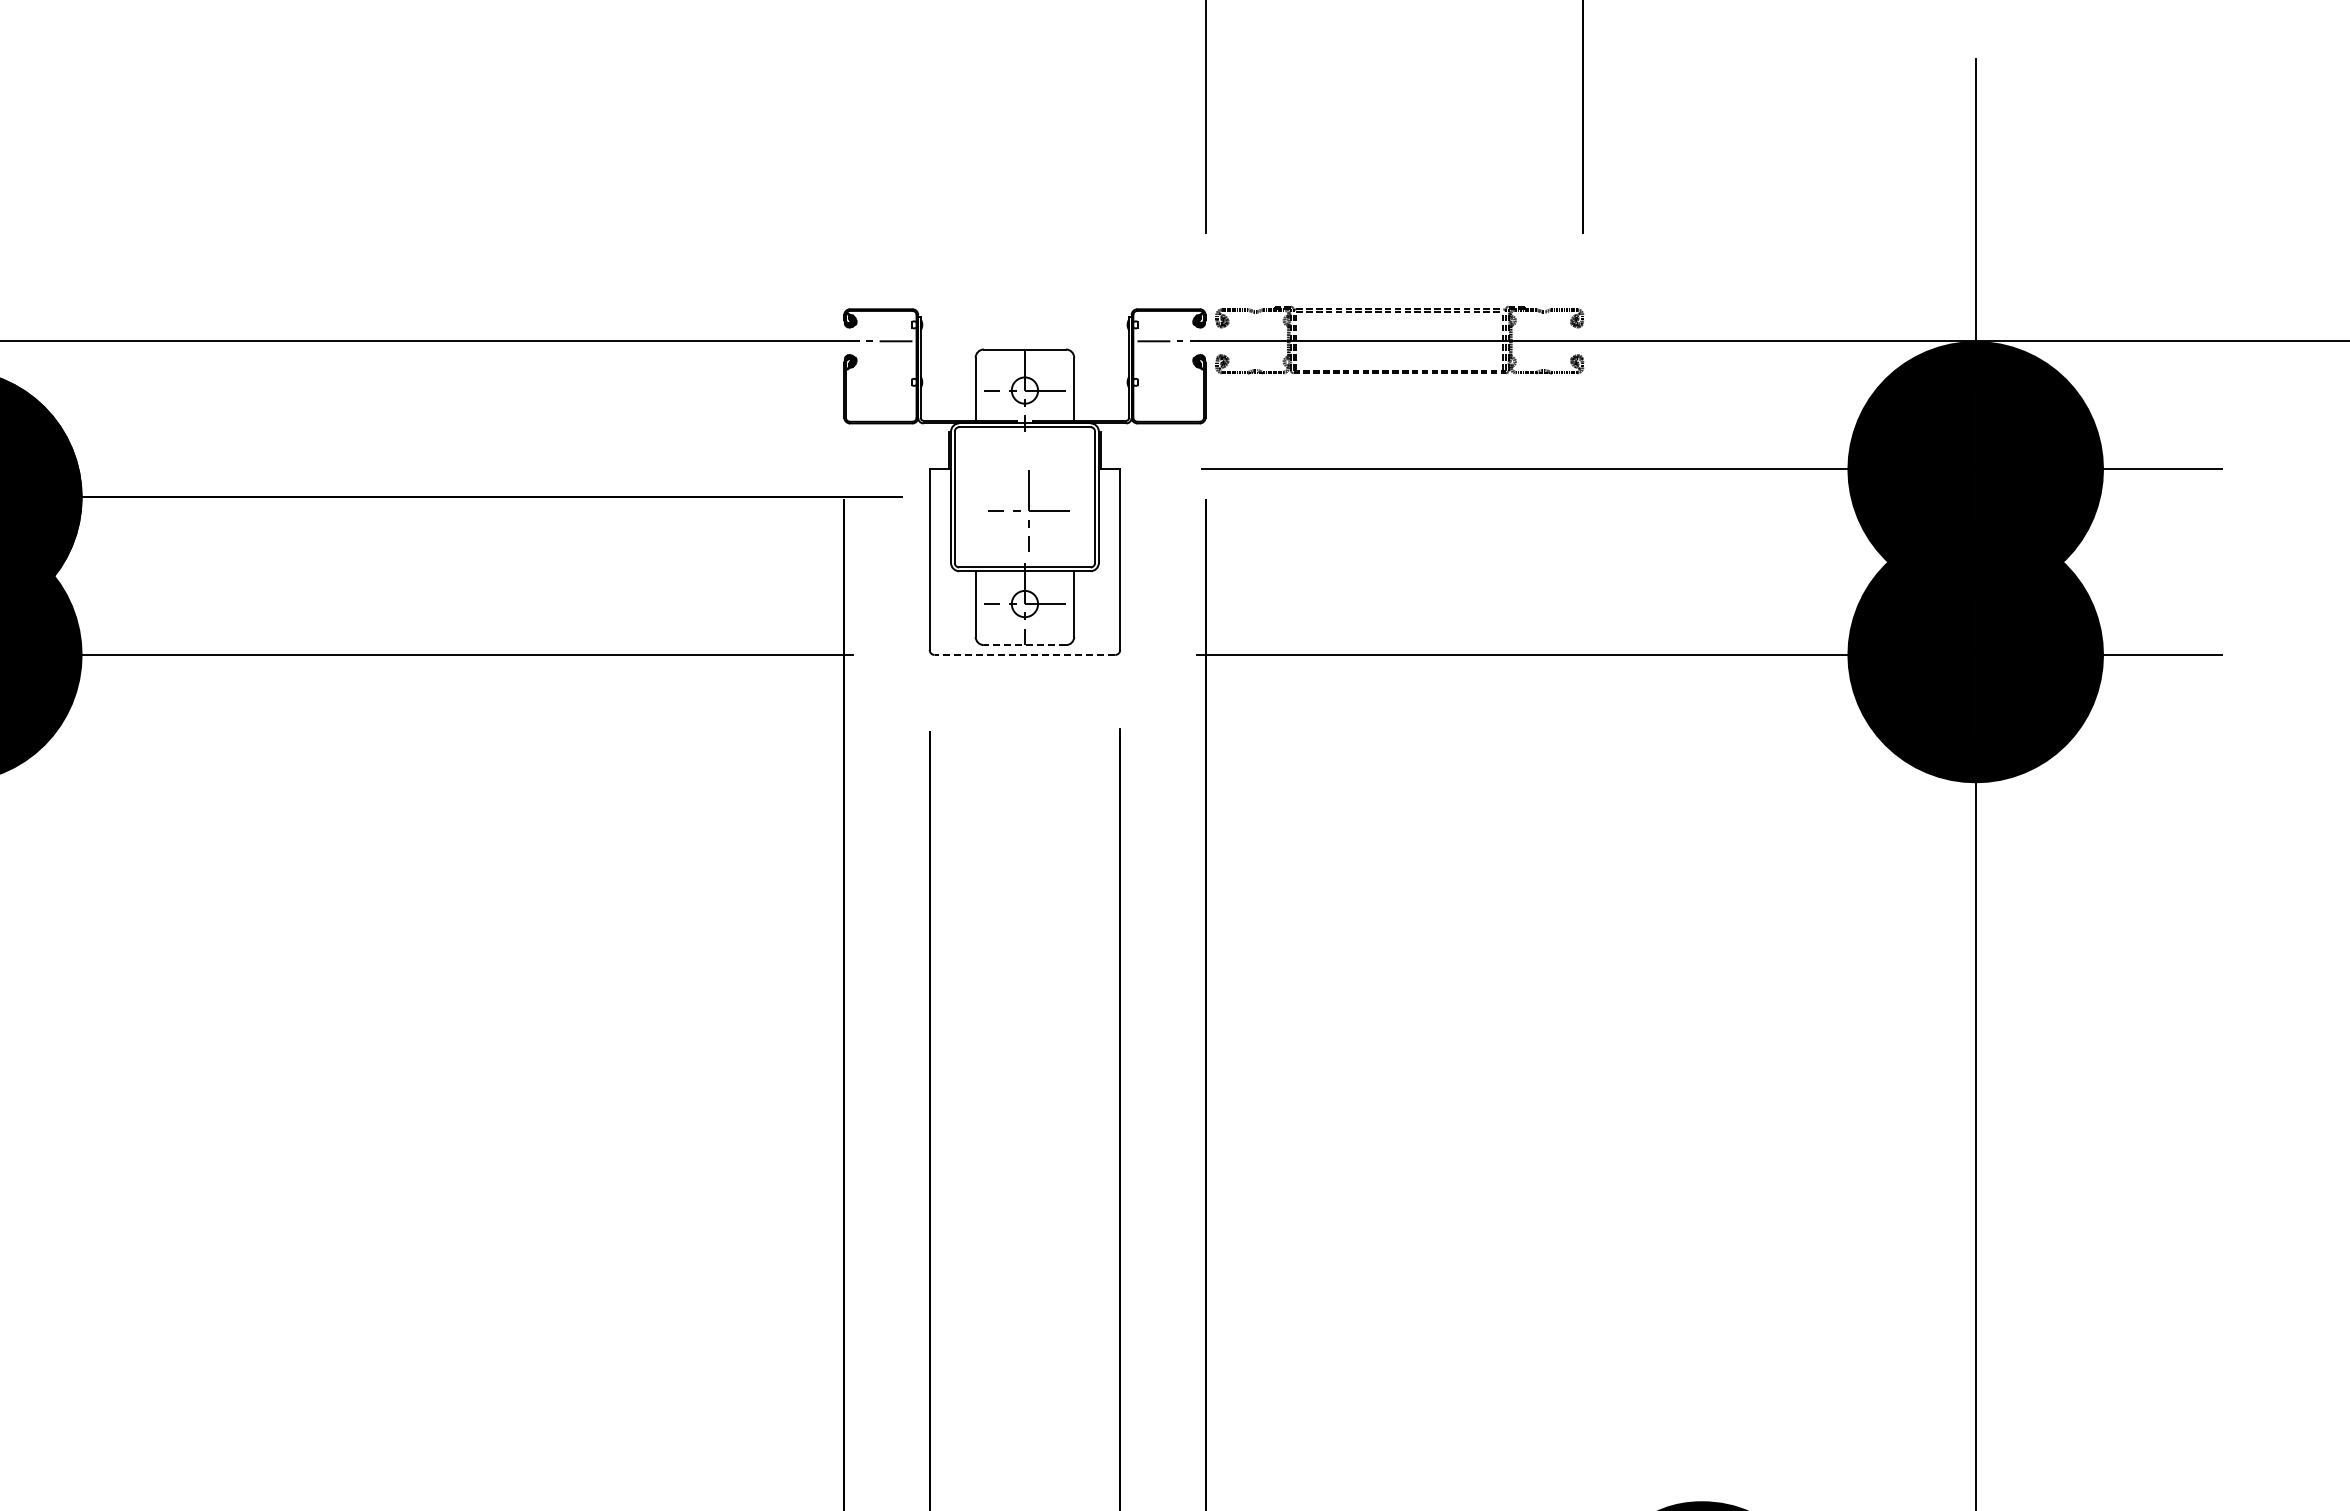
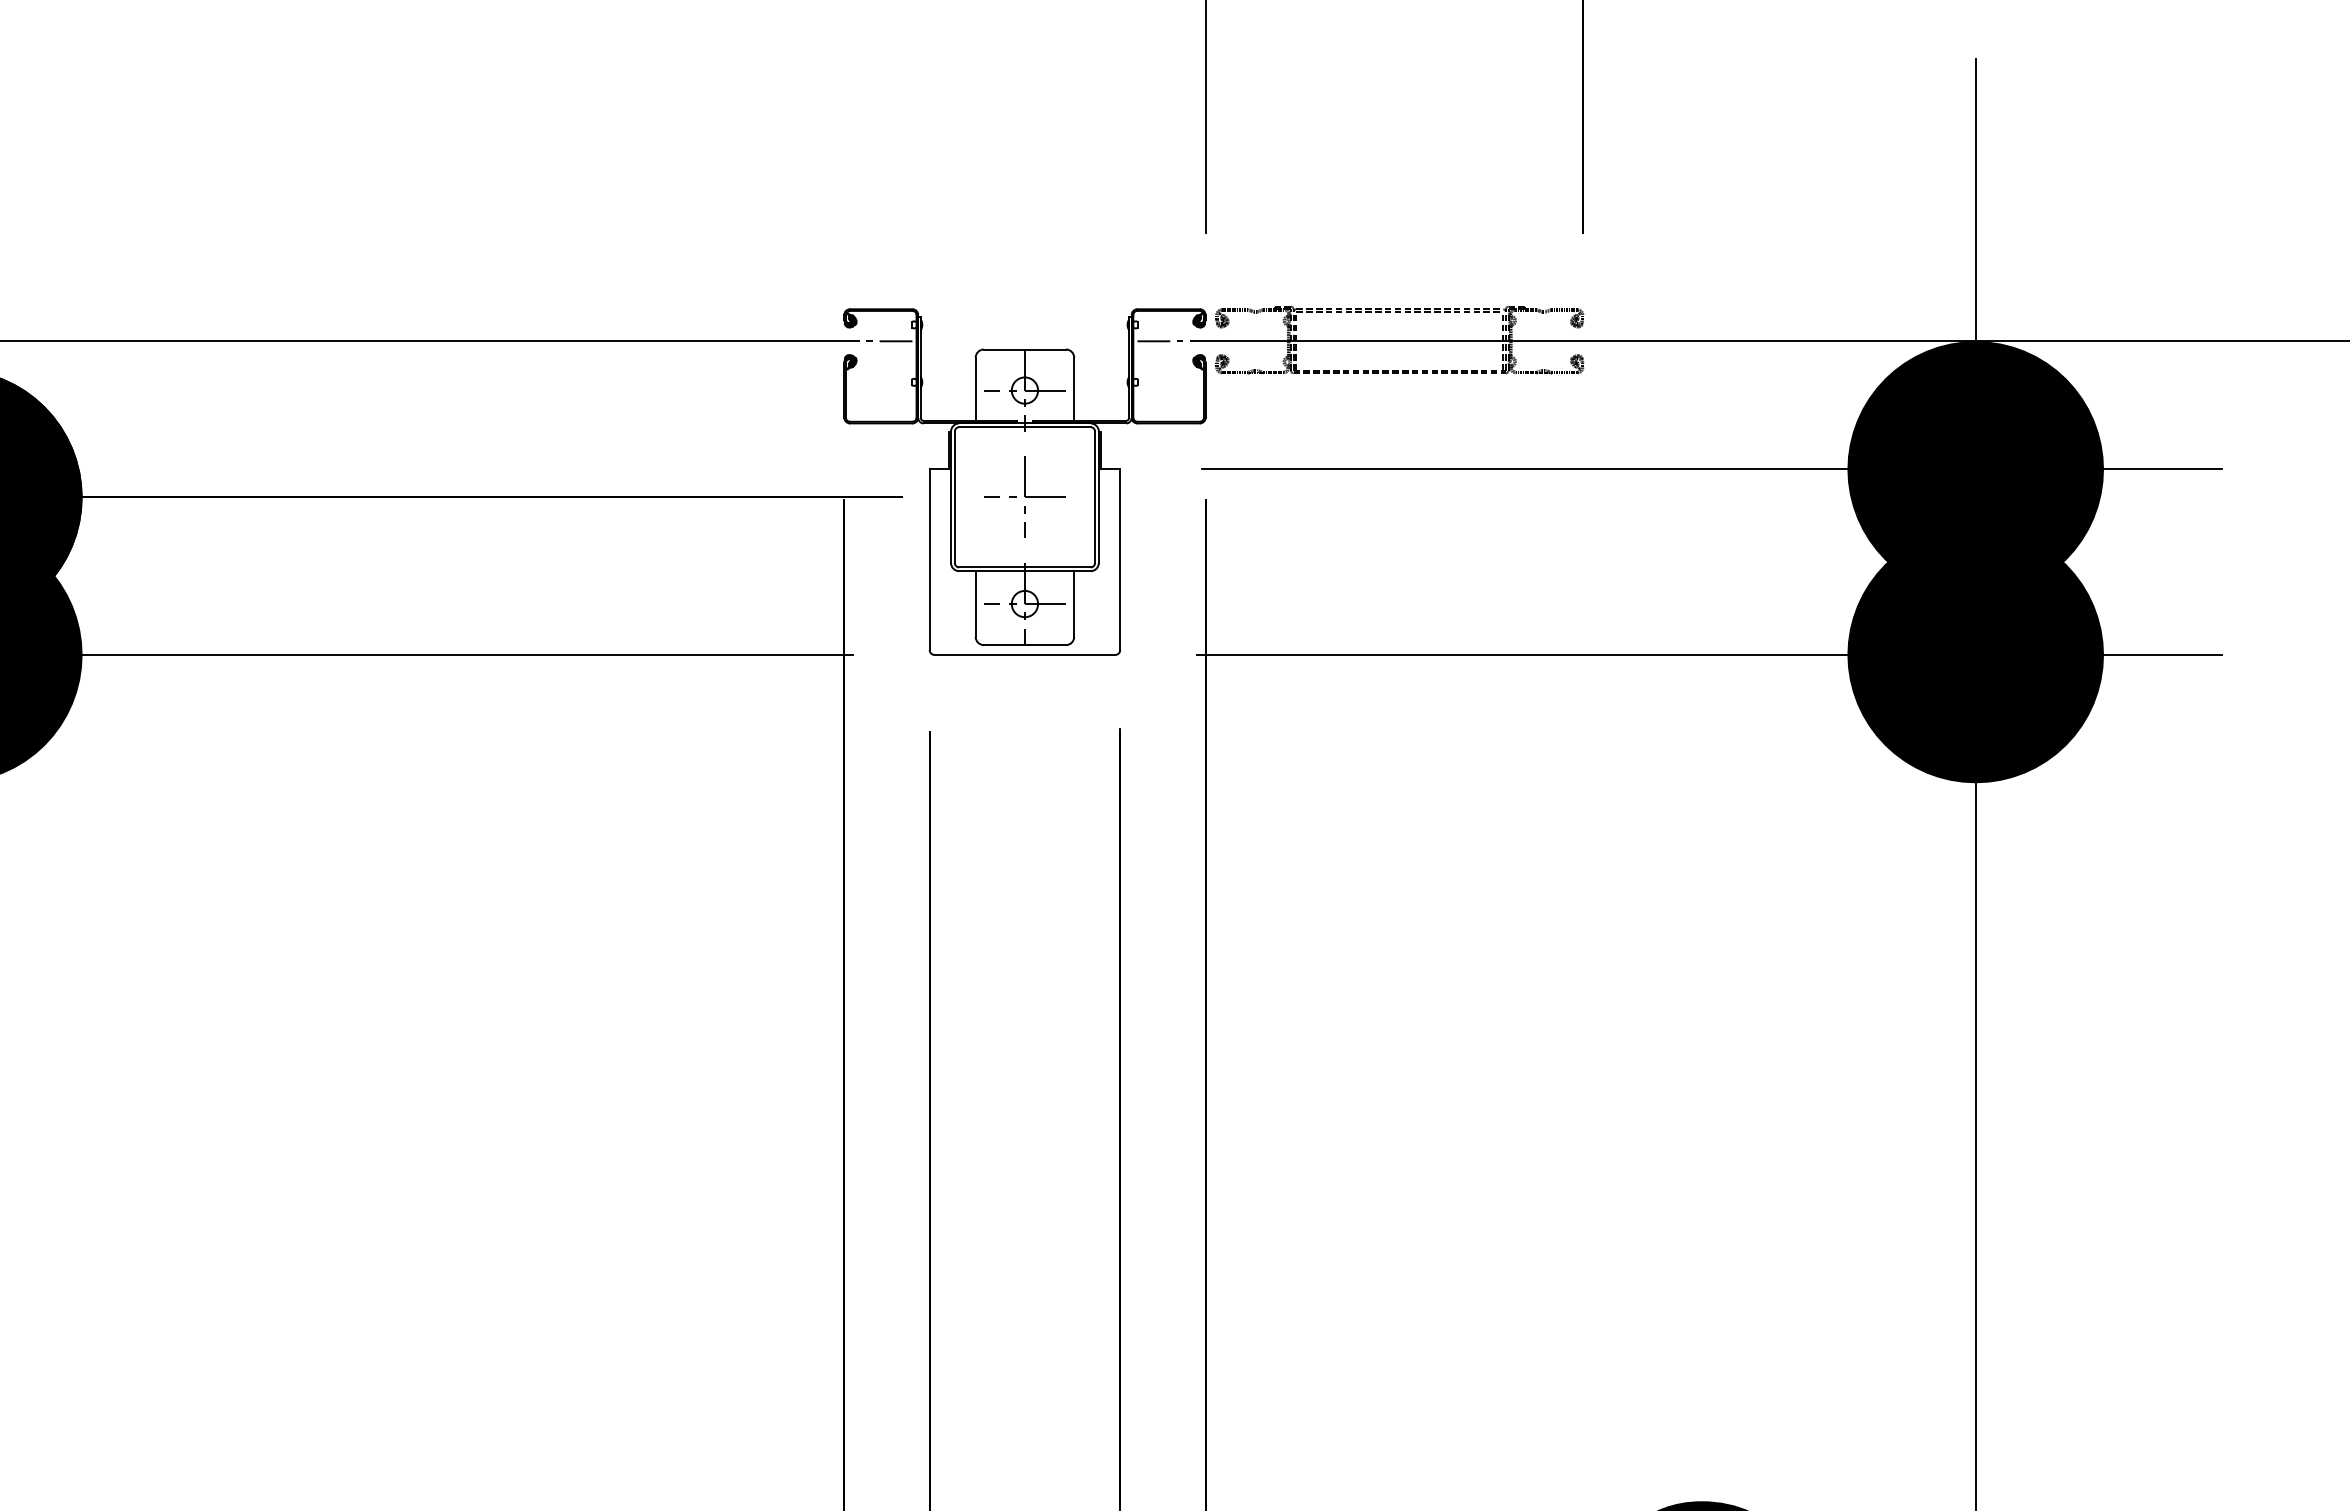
part position: (1028, 510) -> (1024, 496) (1024, 496)
line: dashed -> solid (1024, 645)
line: dashed -> solid (1024, 654)
